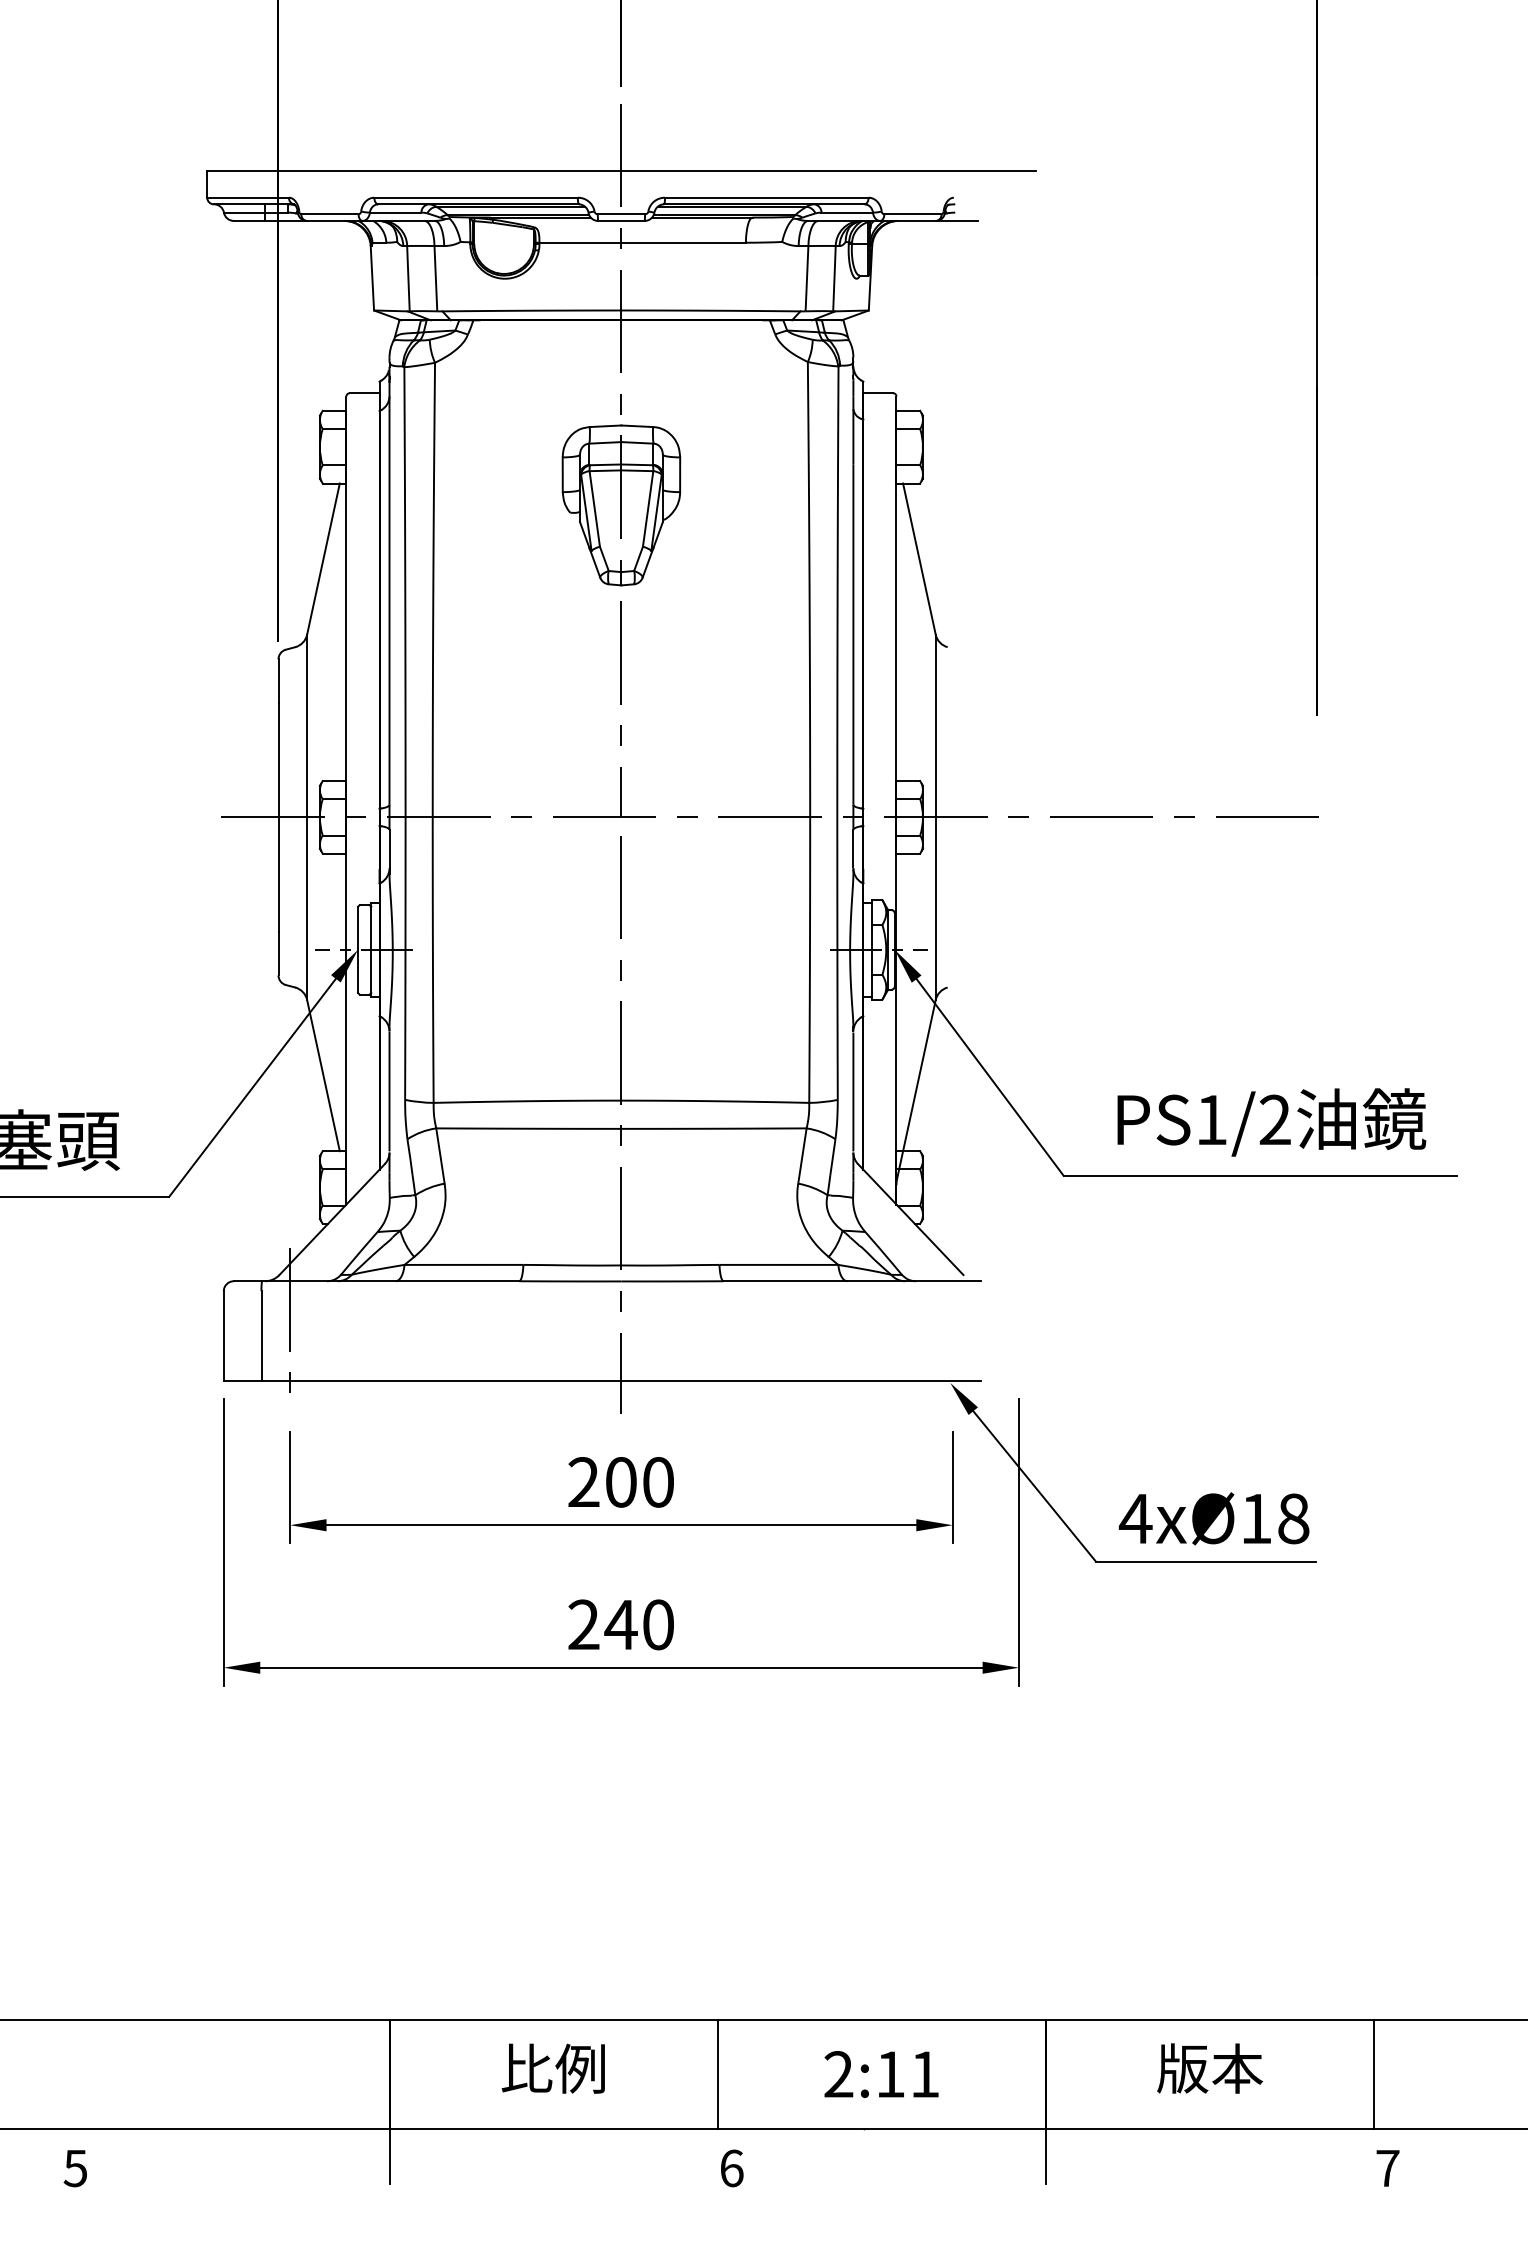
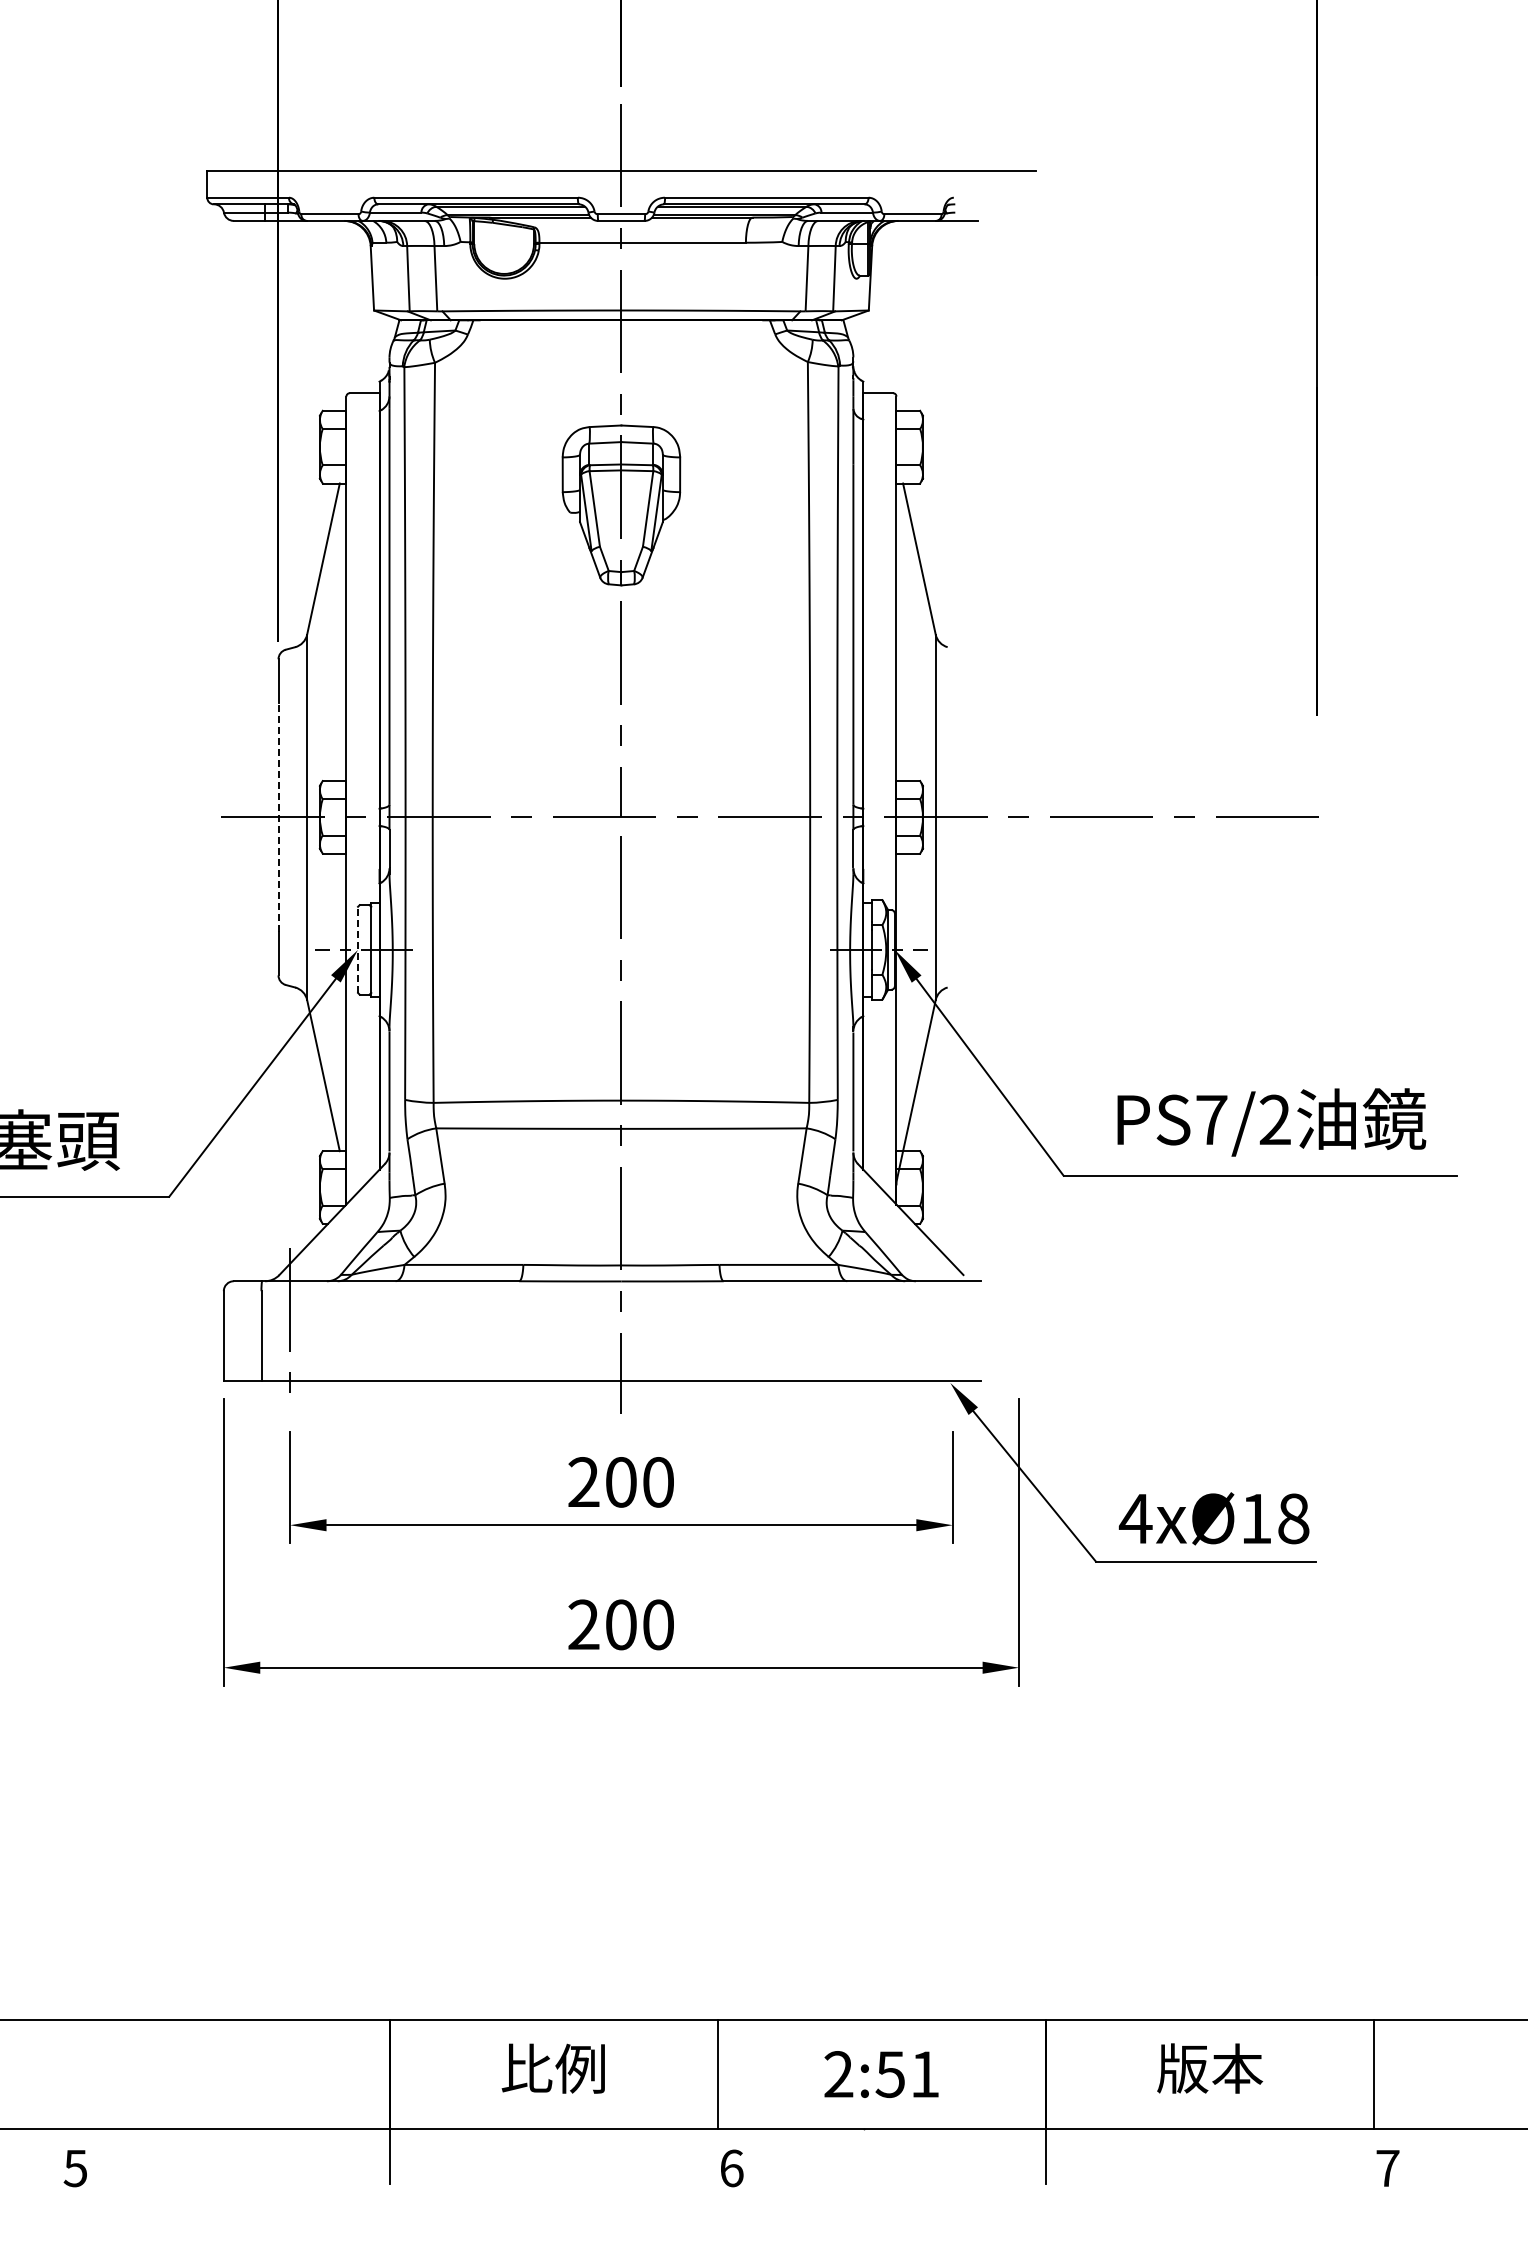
line: solid -> dashed (278, 816)
line: solid -> dashed (358, 949)
text: PS1/2 -> PS7/2 (1211, 1119)
text: 240 -> 200 (620, 1624)
text: 2:11 -> 2:51 (889, 2074)
